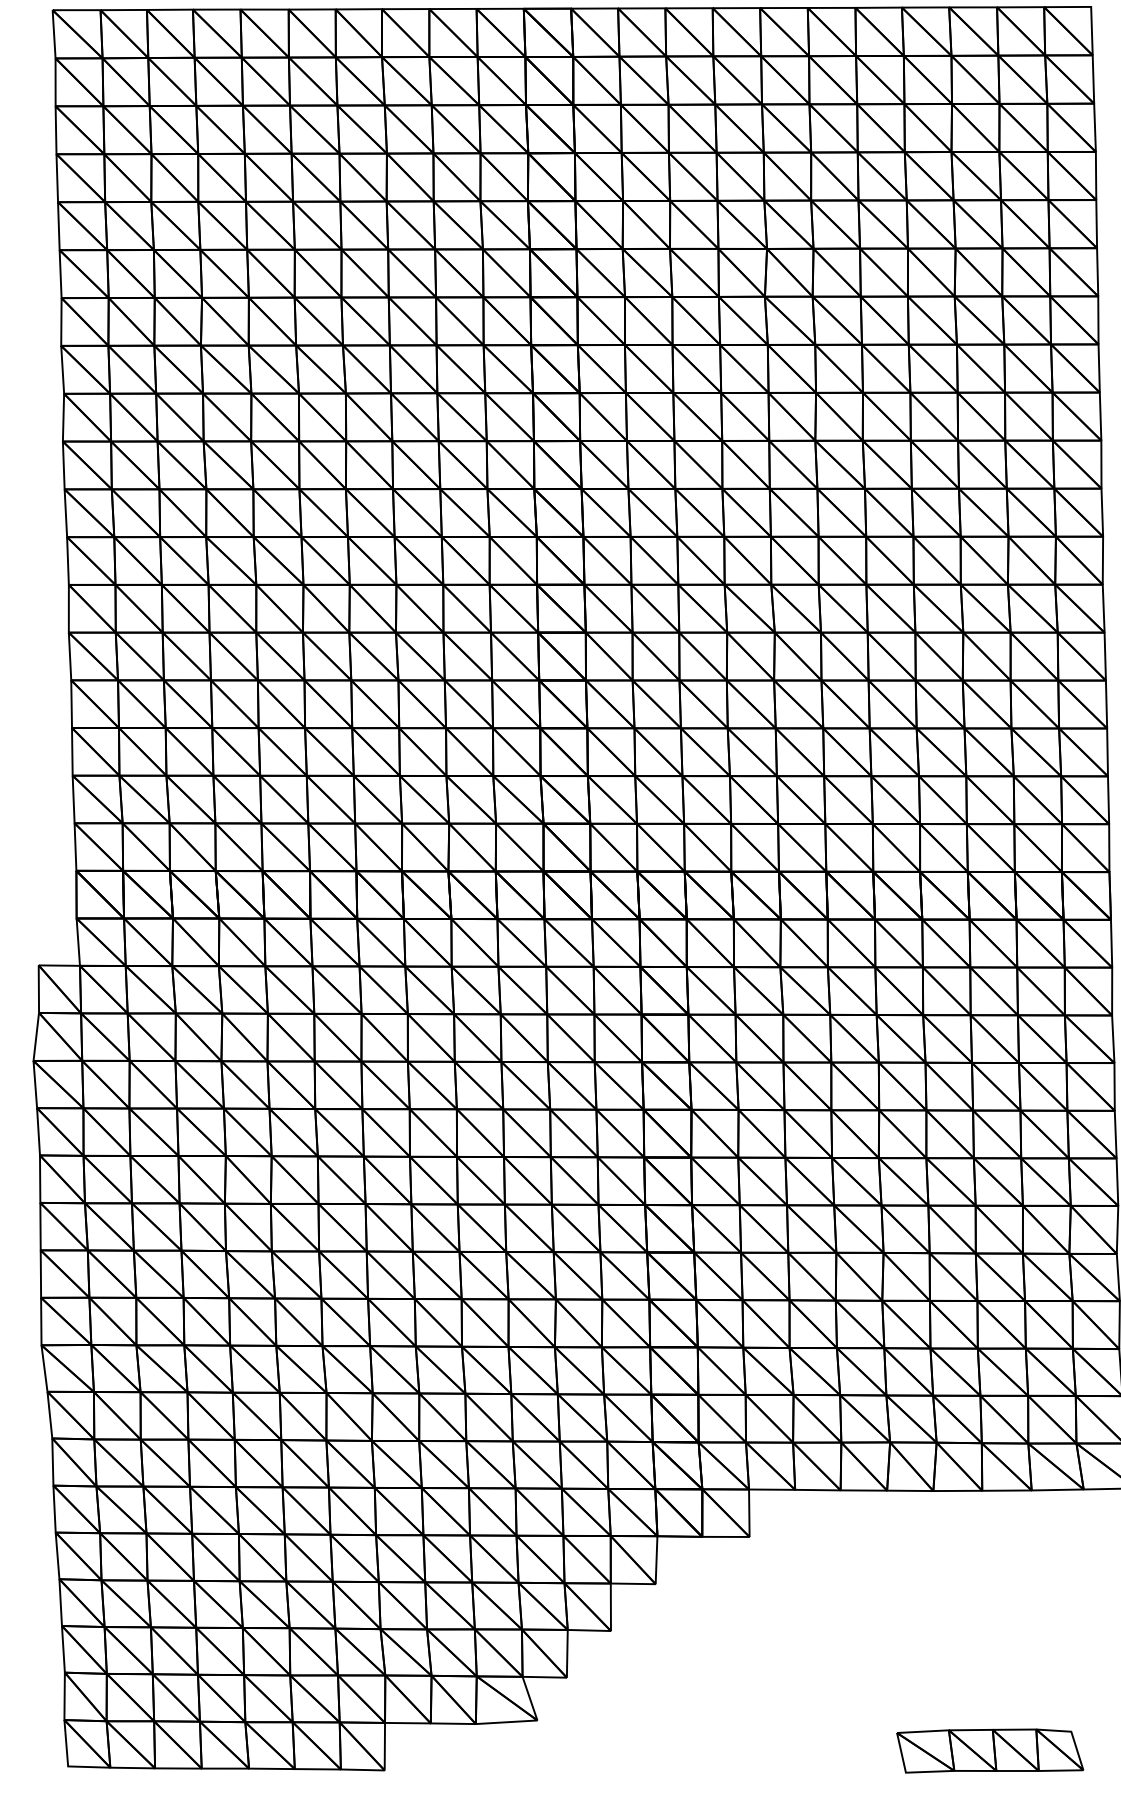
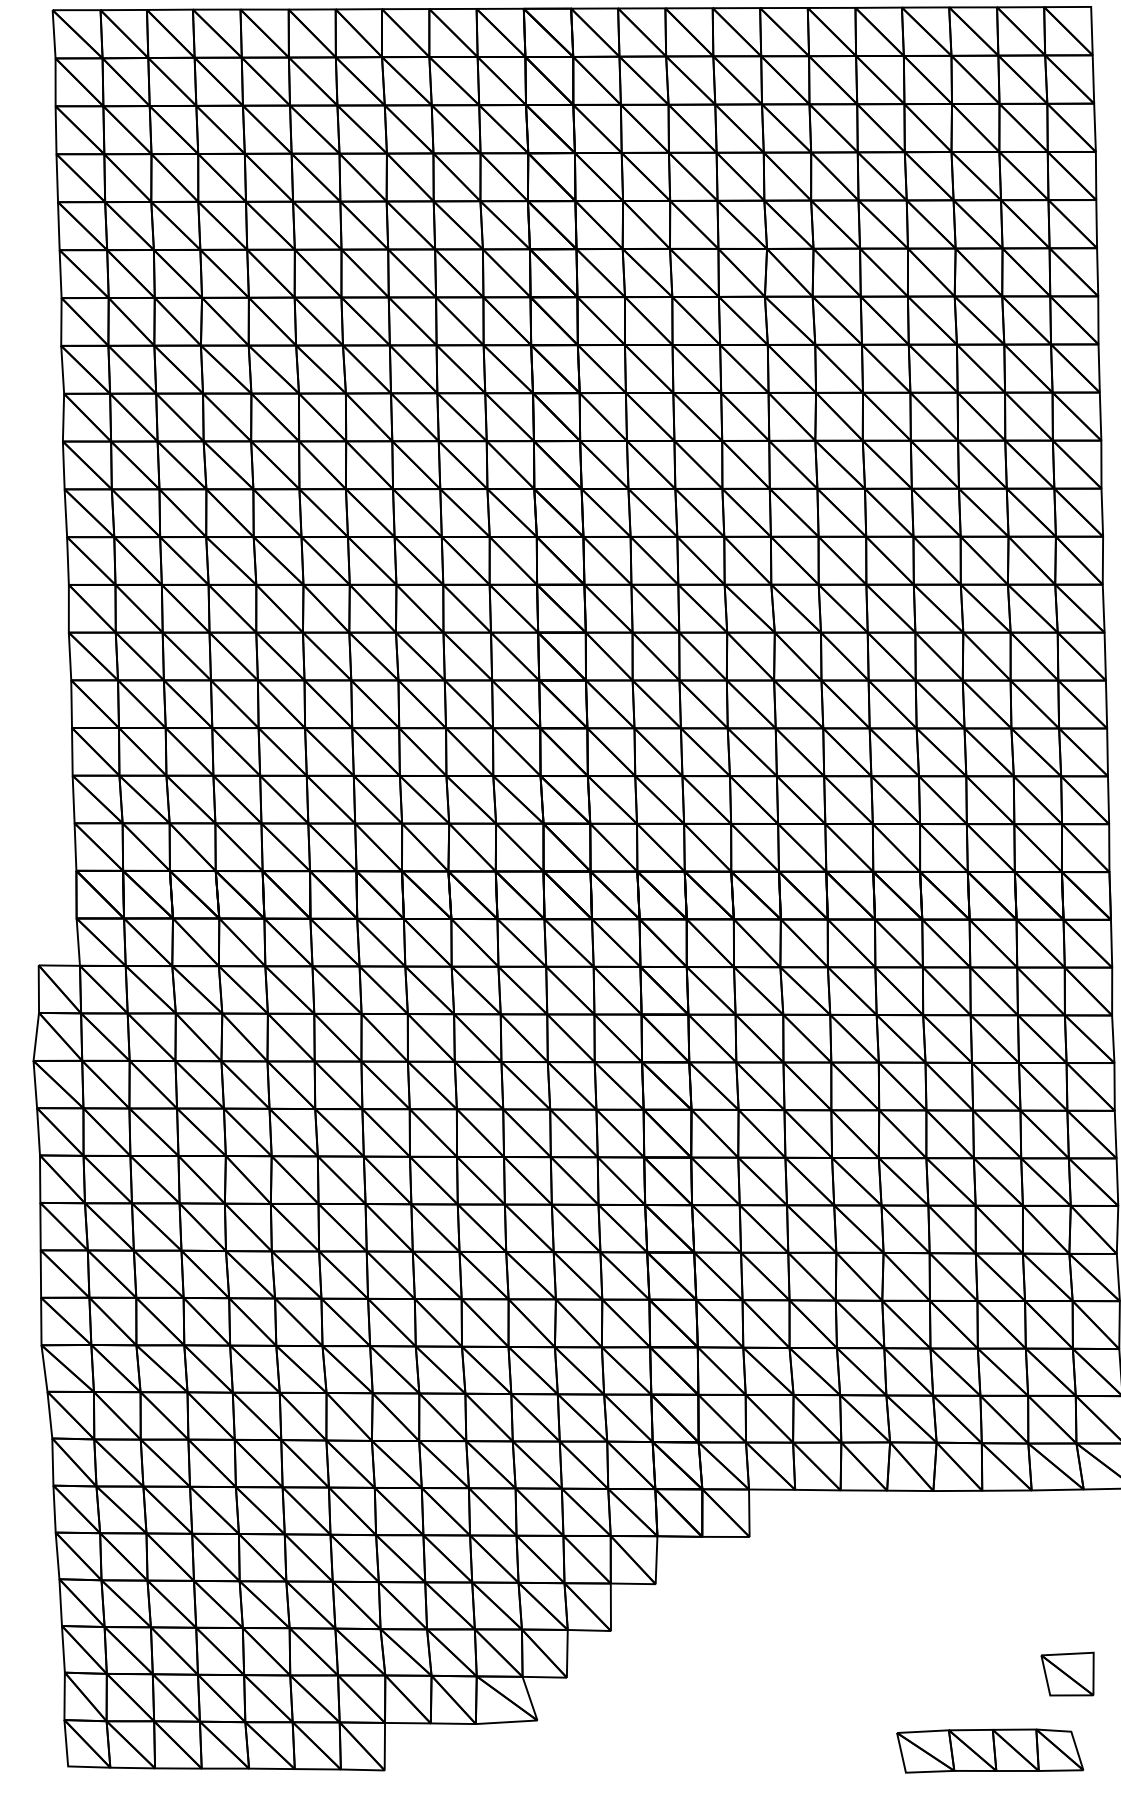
part: none -> present (1067, 1673)
